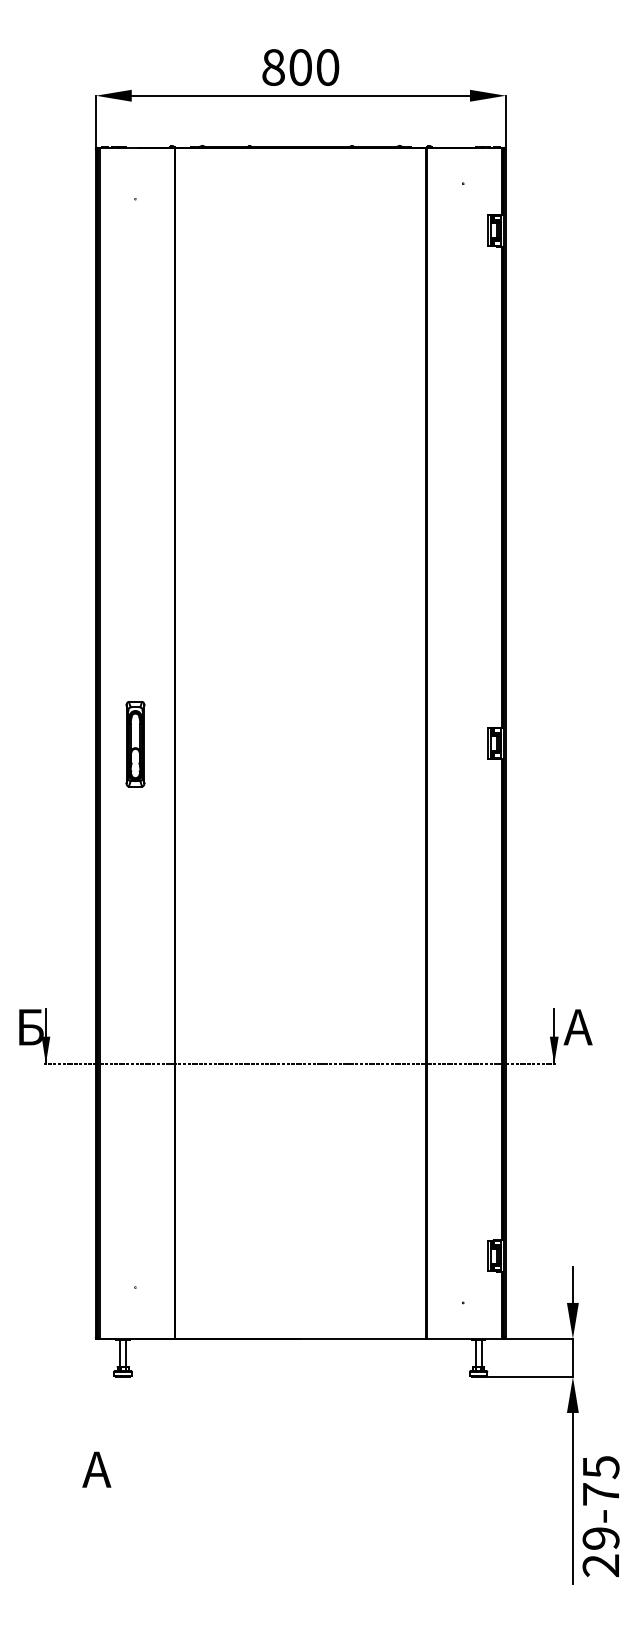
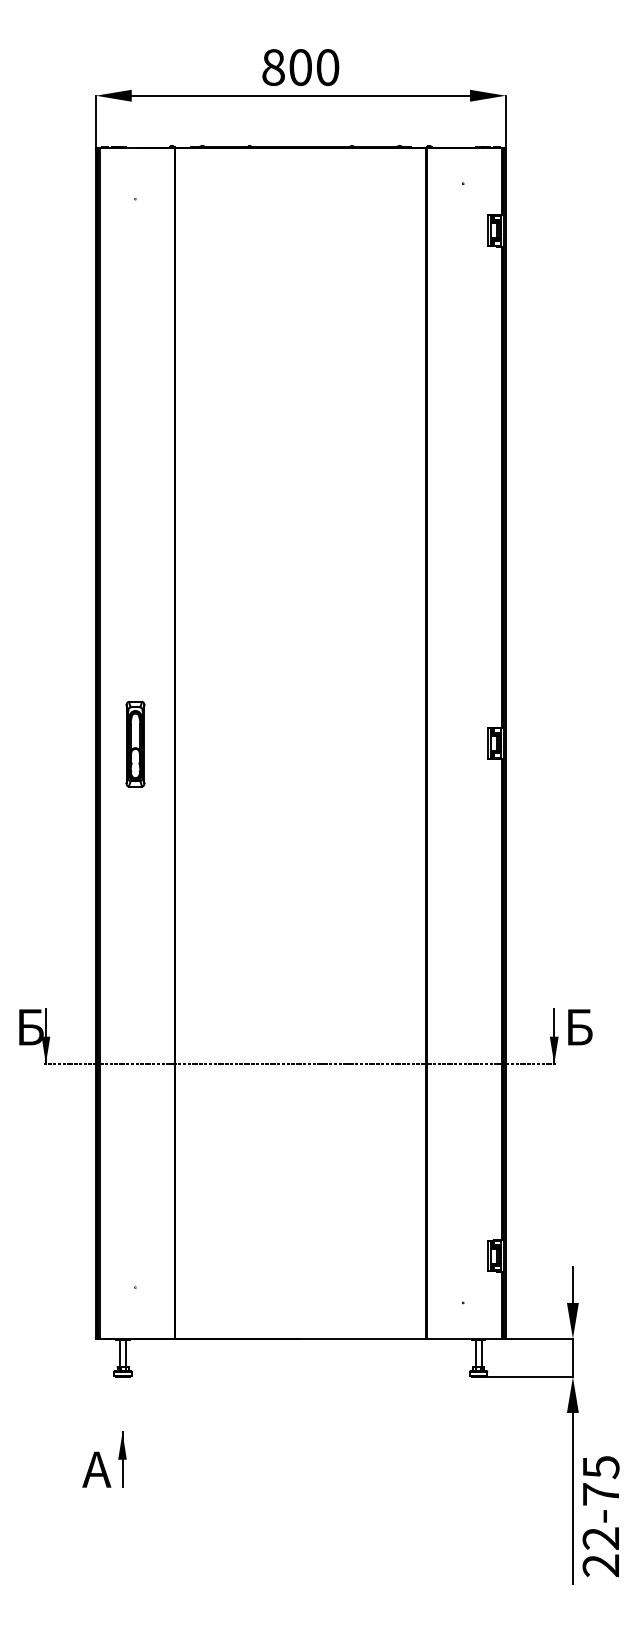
text: А -> Б (577, 1027)
part: none -> present (122, 1459)
text: 29-75 -> 22-75 (601, 1538)
